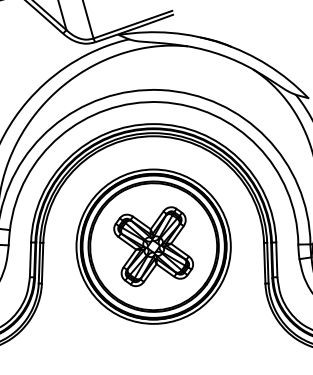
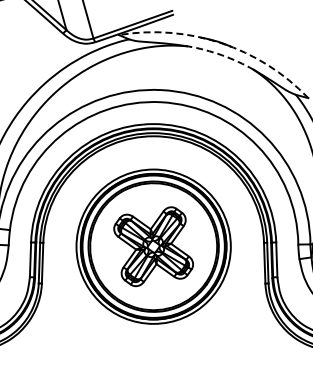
arc: solid -> dashed (221, 43)
arc: solid -> dashed (221, 55)
